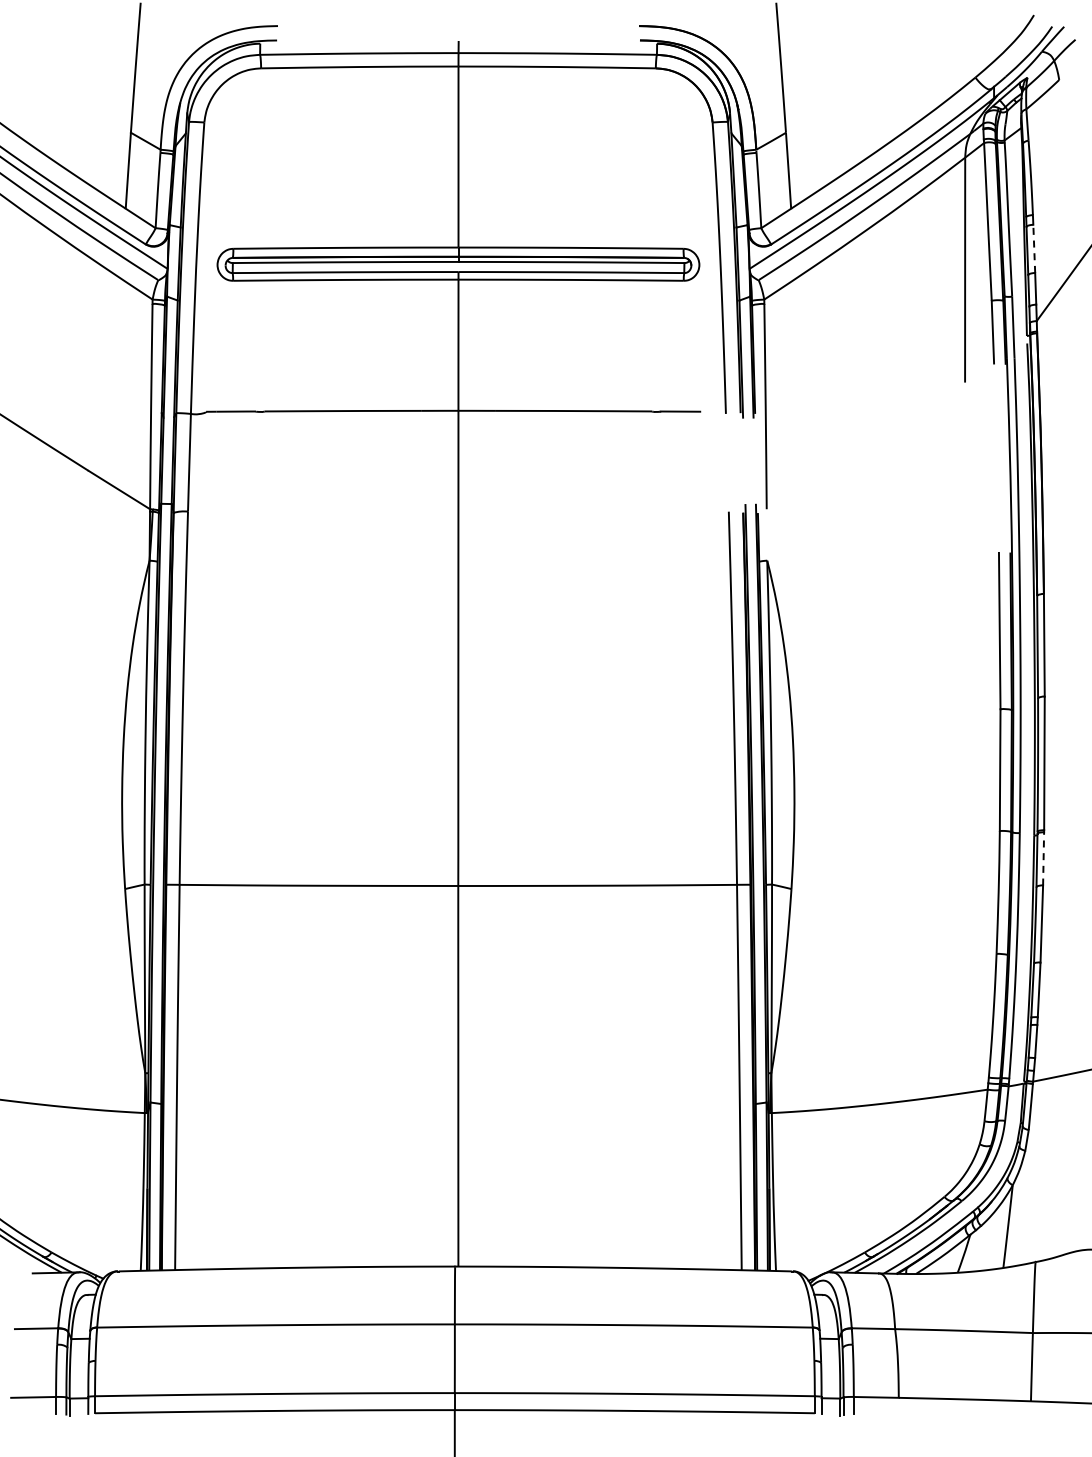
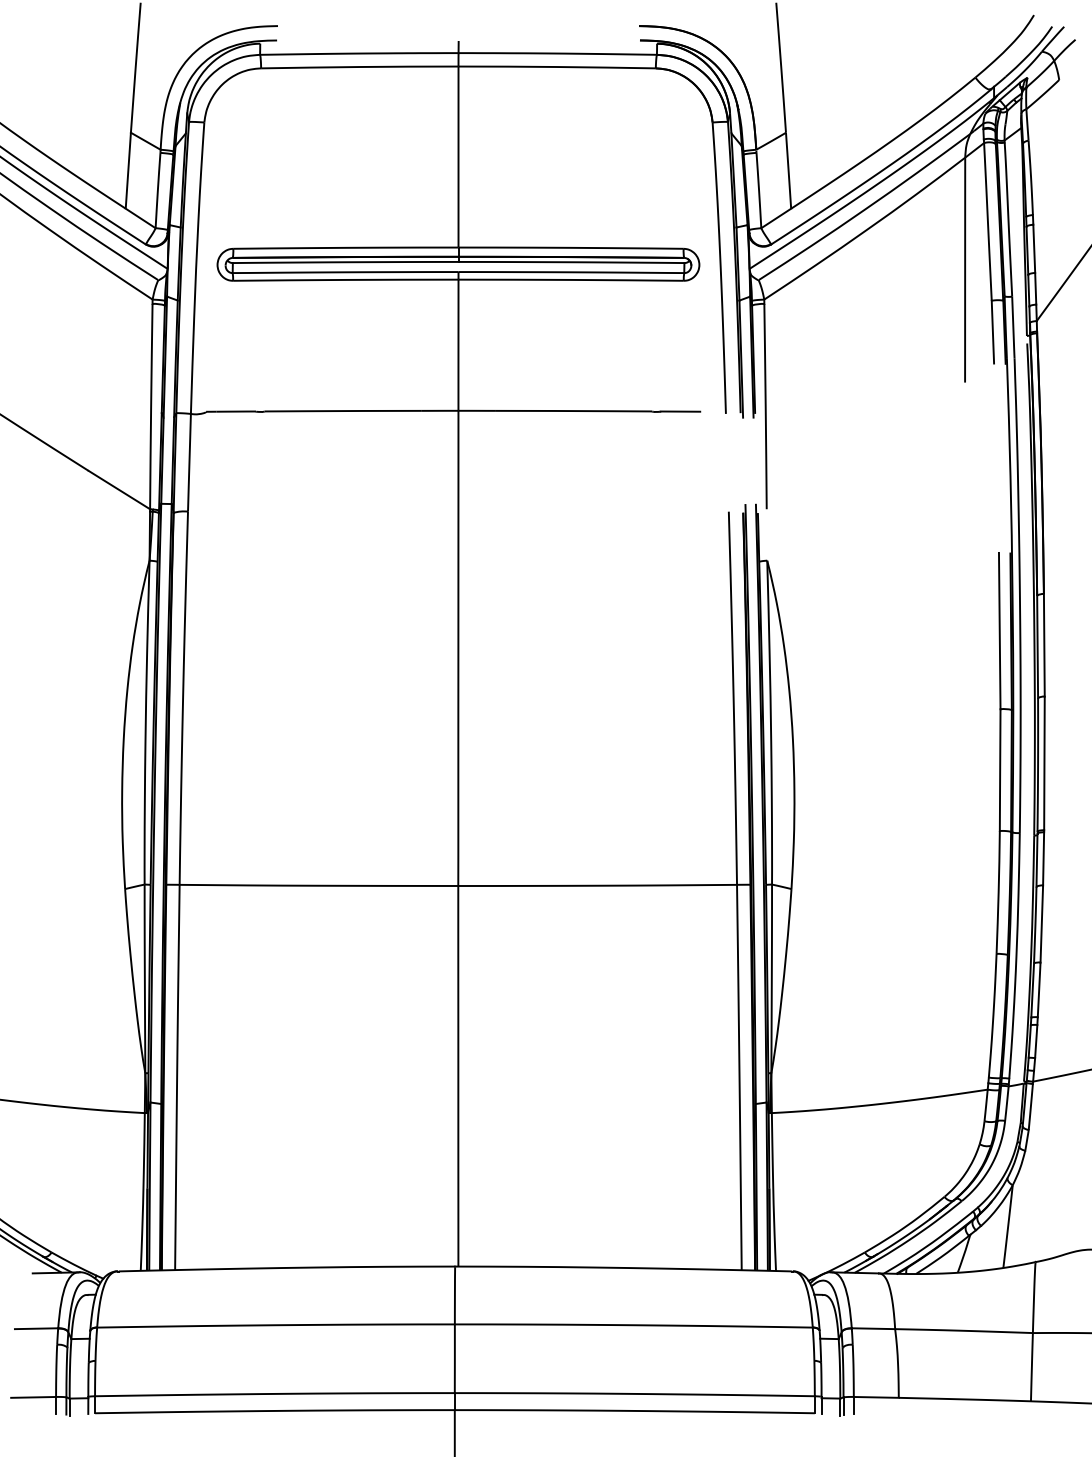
line: dashed -> solid (1034, 248)
line: dashed -> solid (1043, 858)
